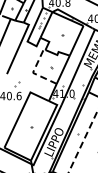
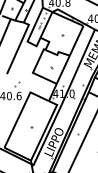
line: dashed -> solid (33, 72)
line: dashed -> solid (83, 141)
